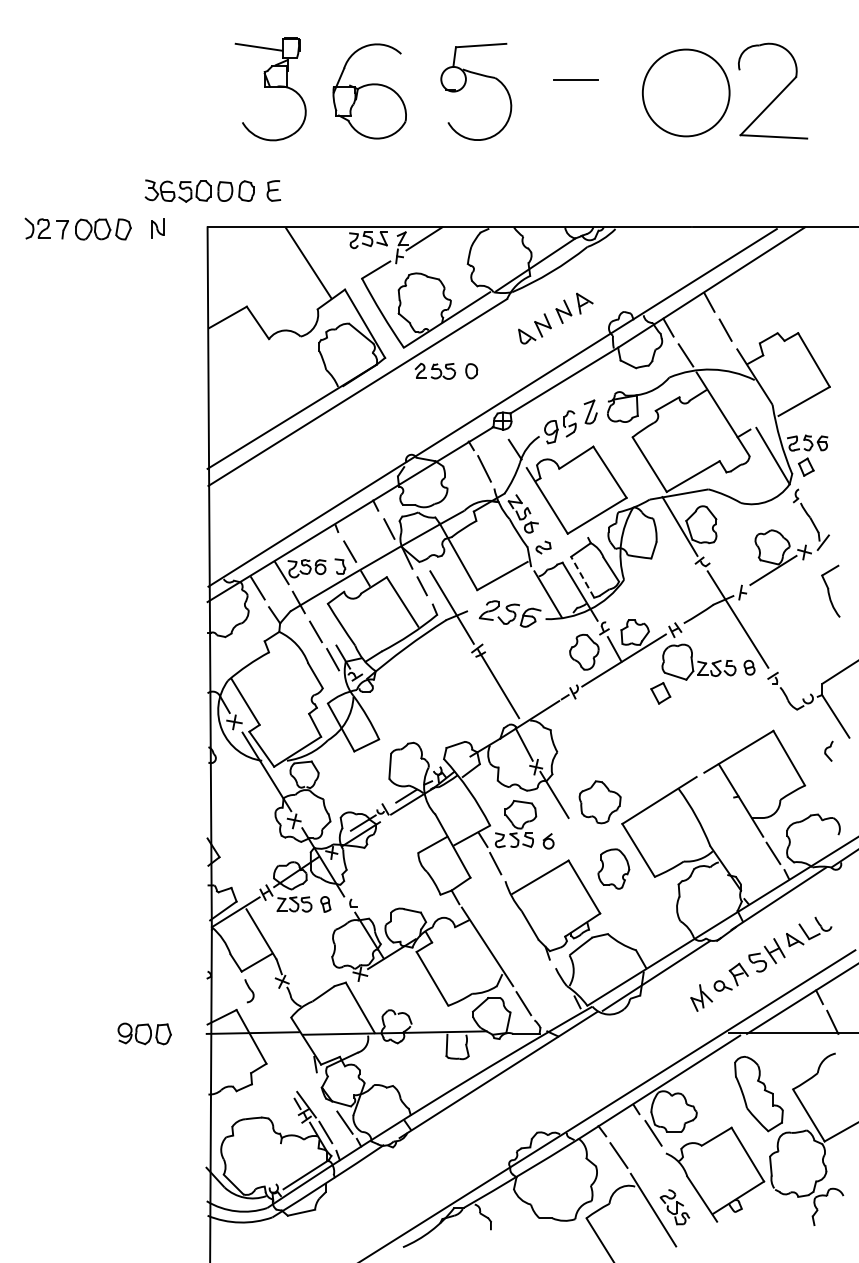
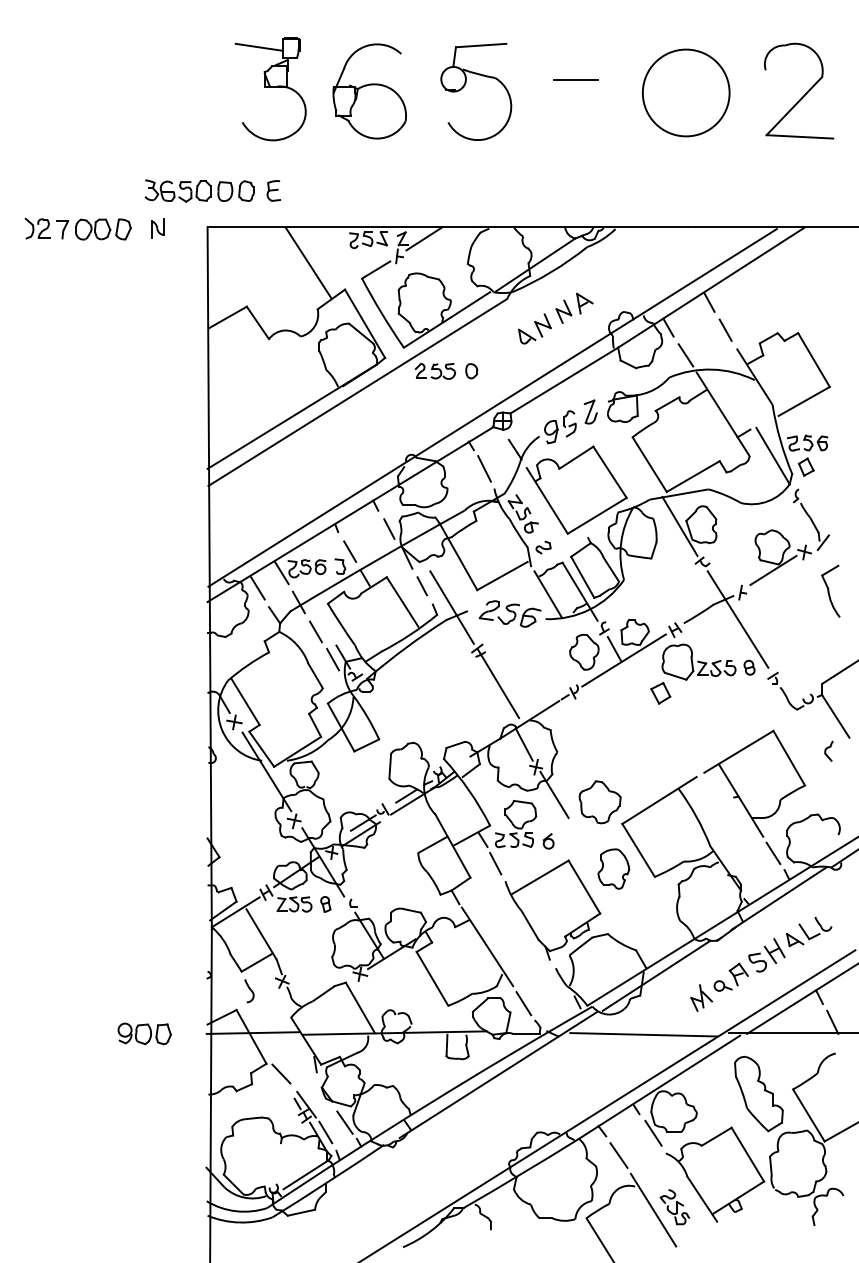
part position: (778, 94) -> (804, 94) (804, 94)
line: dashed -> solid (582, 577)
line: none -> present (643, 1034)
line: none -> present (281, 1073)
